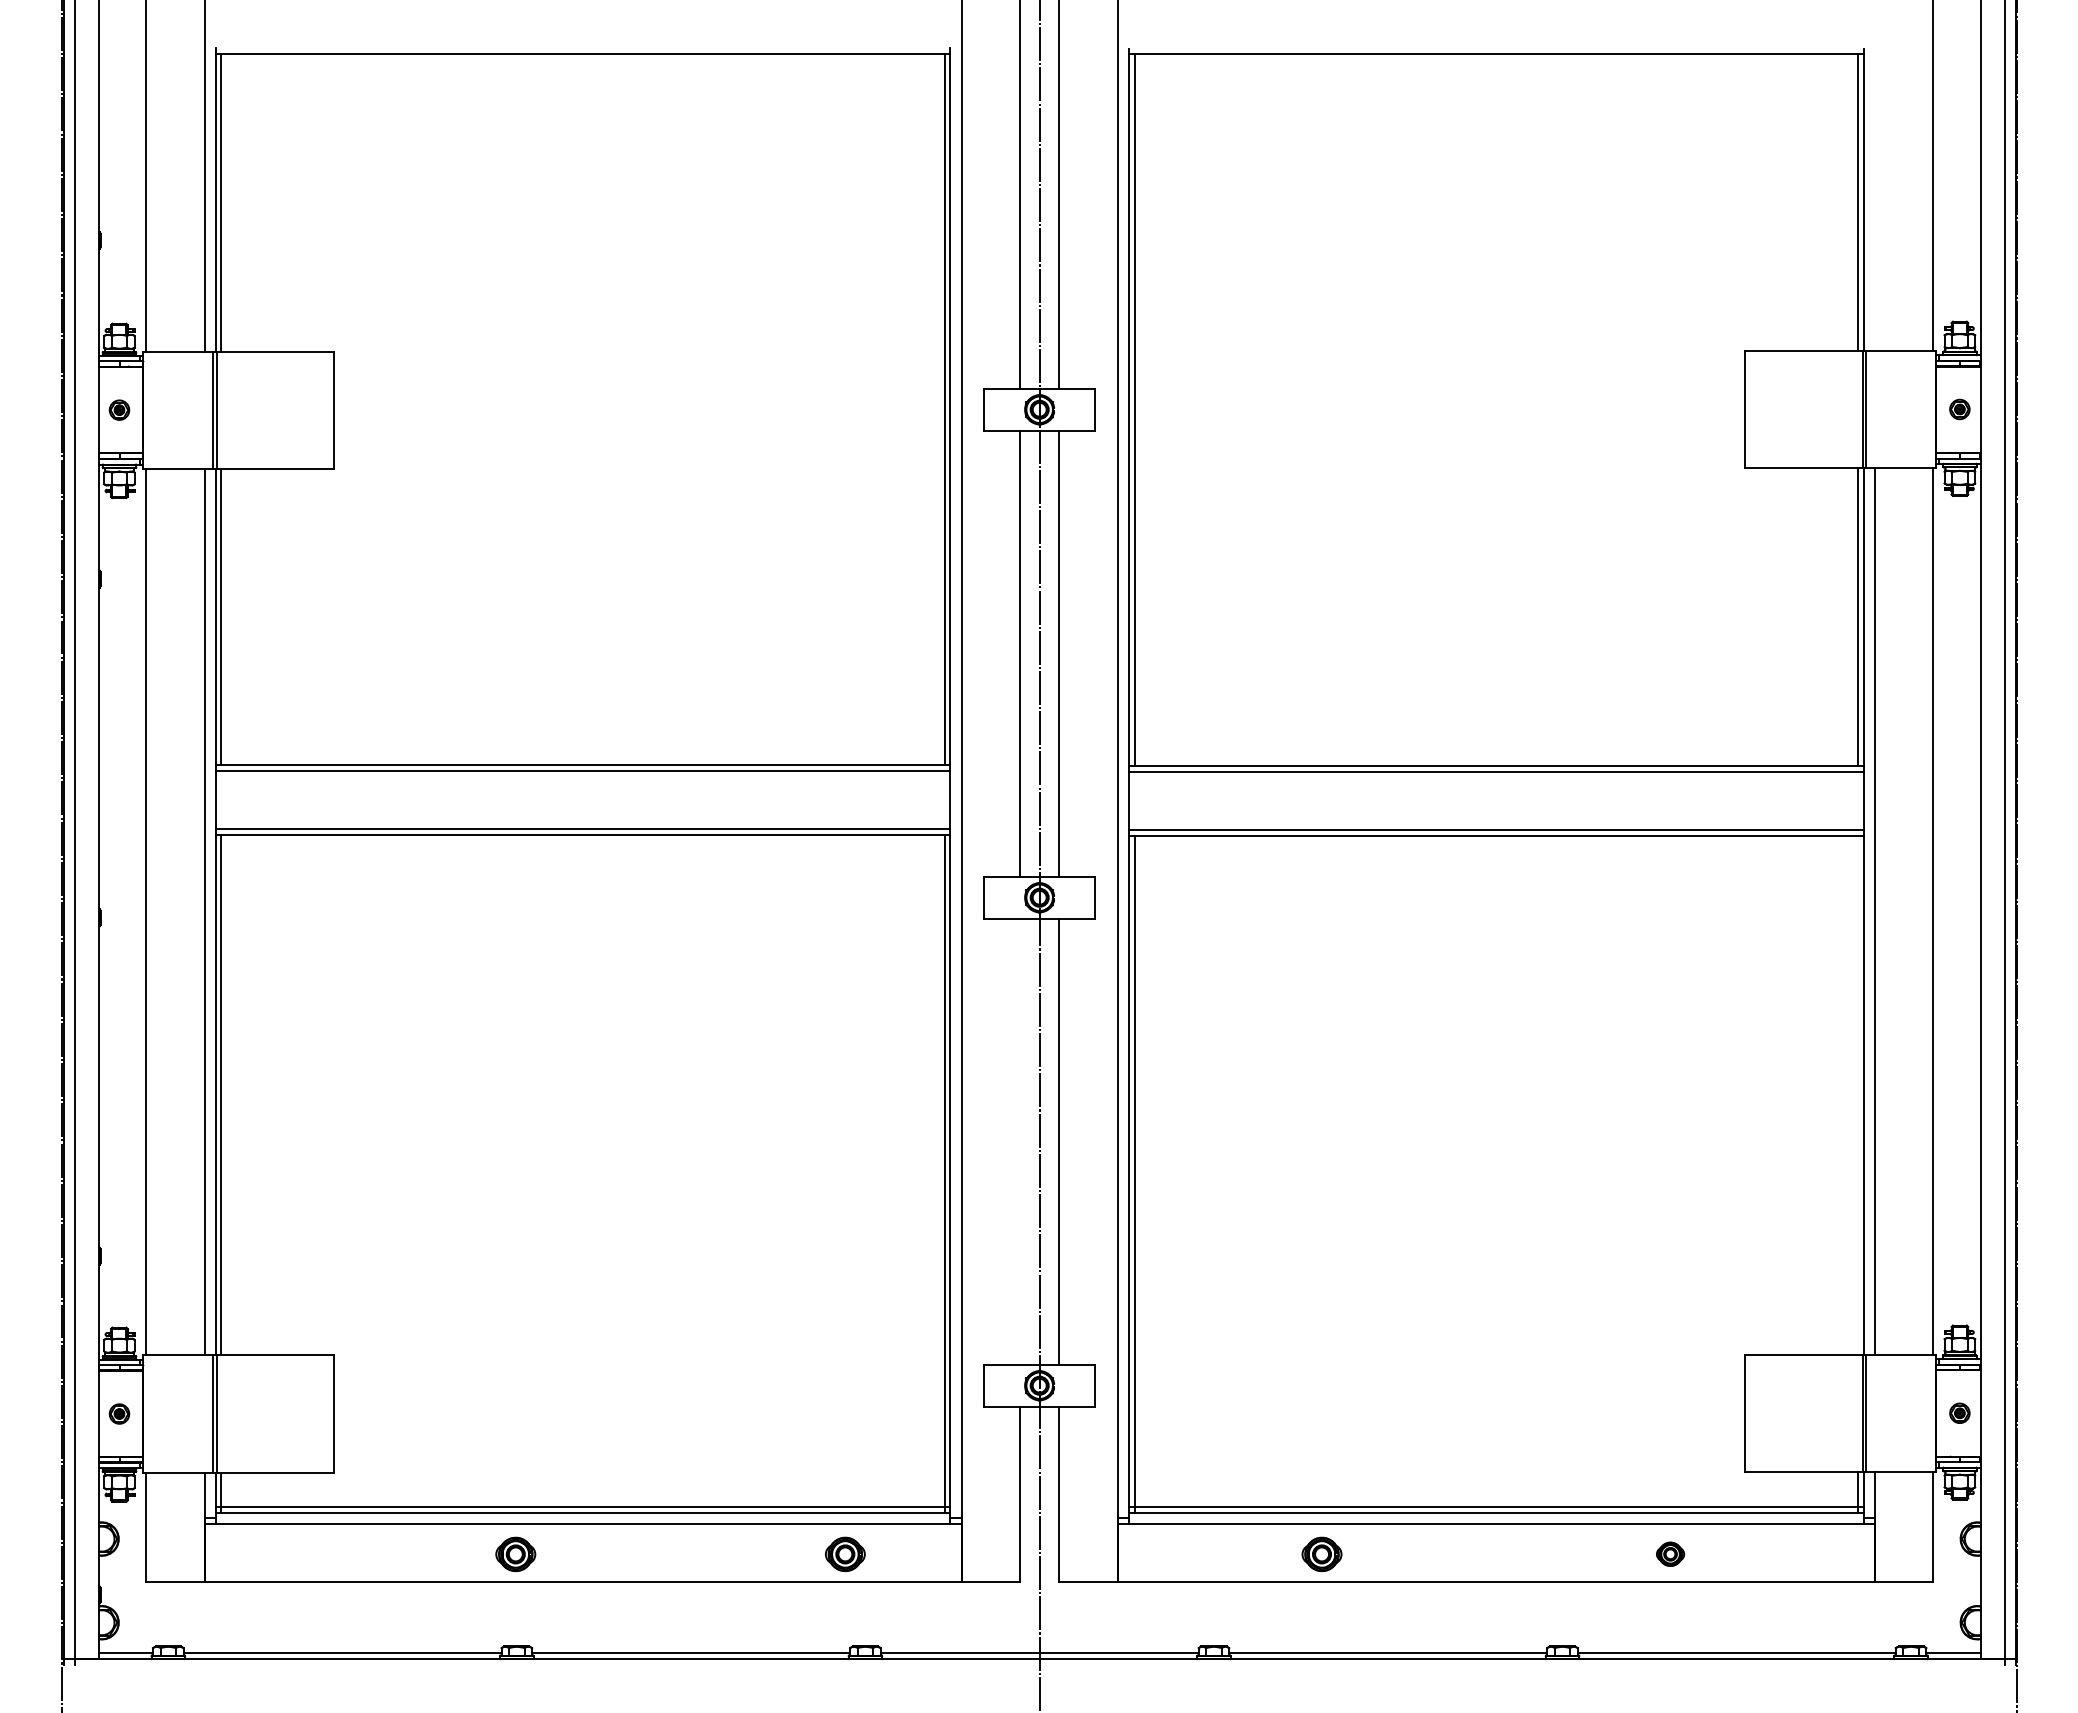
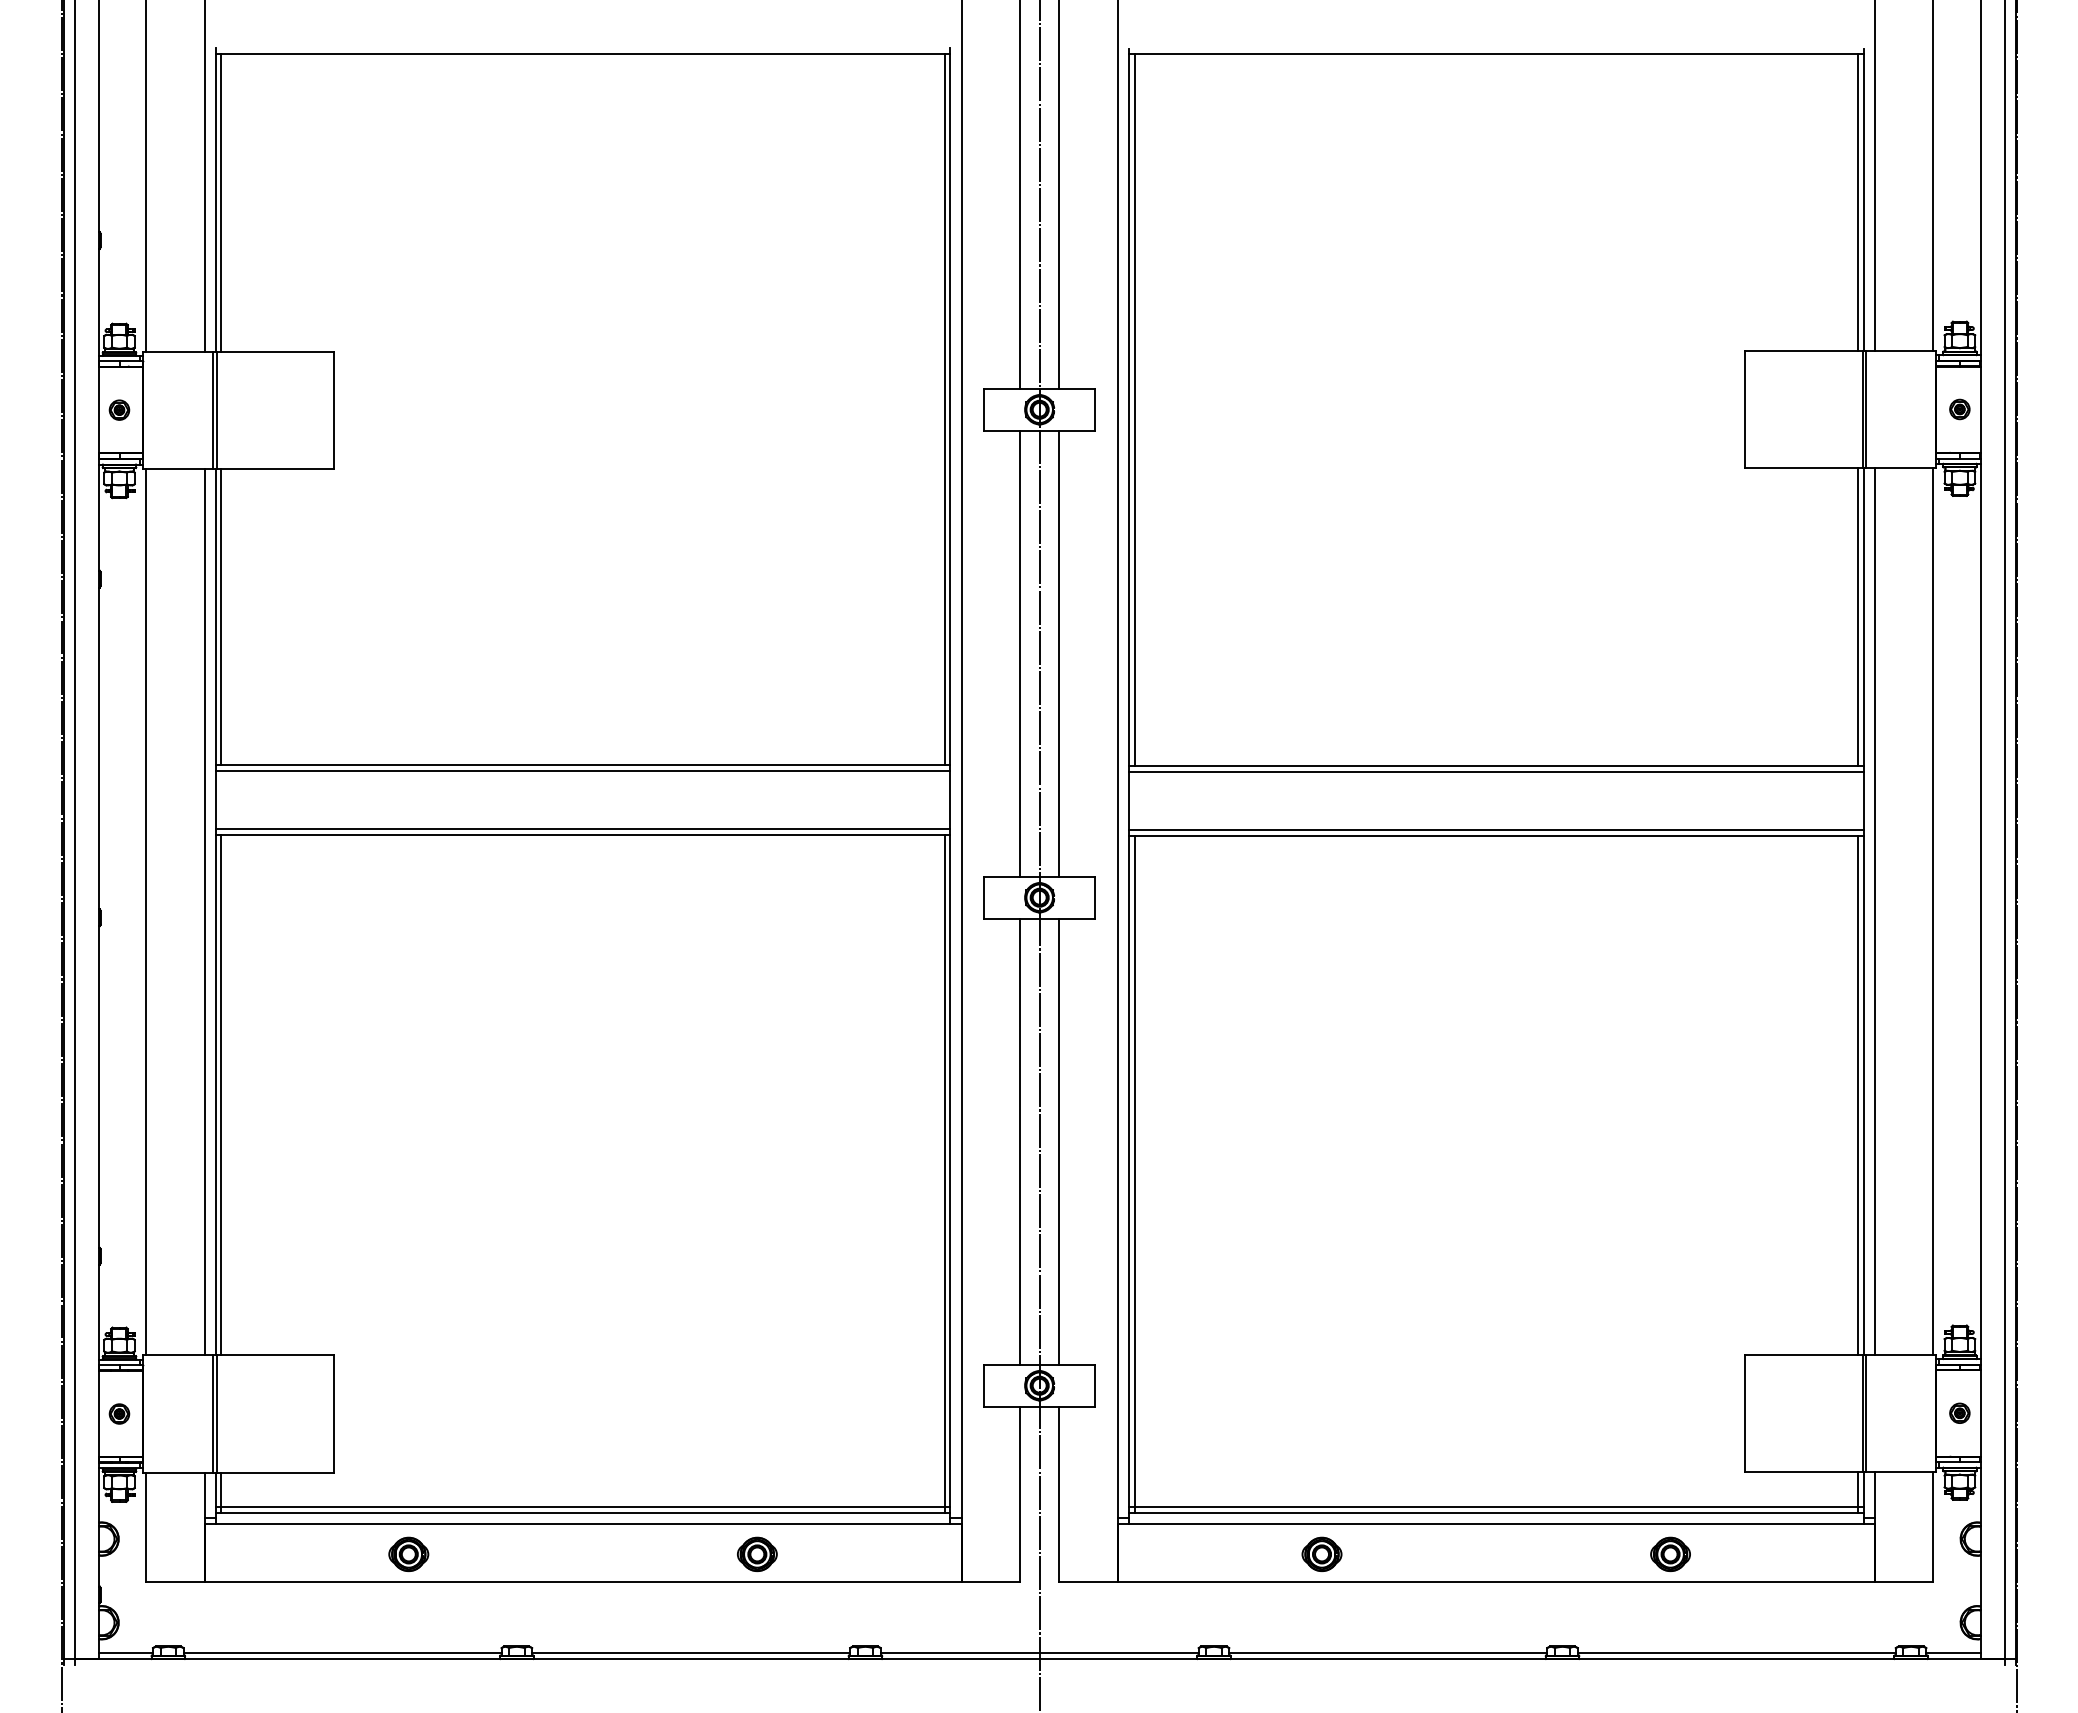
line: none -> present (1874, 176)
line: none -> present (1858, 1094)
line: none -> present (1020, 1141)
part position: (515, 1553) -> (408, 1553) (408, 1553)
part position: (845, 1553) -> (757, 1553) (757, 1553)
part size: 30x26 px -> 41x36 px (1670, 1553)
